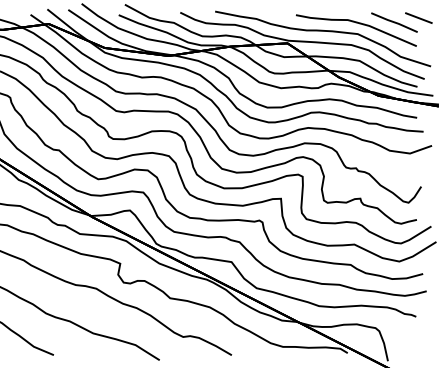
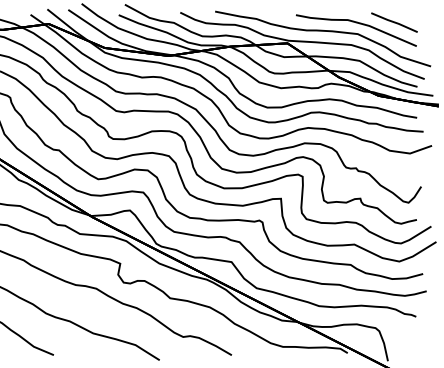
line: present -> none (418, 17)
